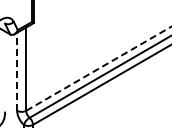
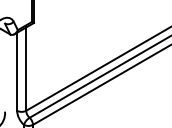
line: dashed -> solid (98, 68)
line: dashed -> solid (17, 71)
